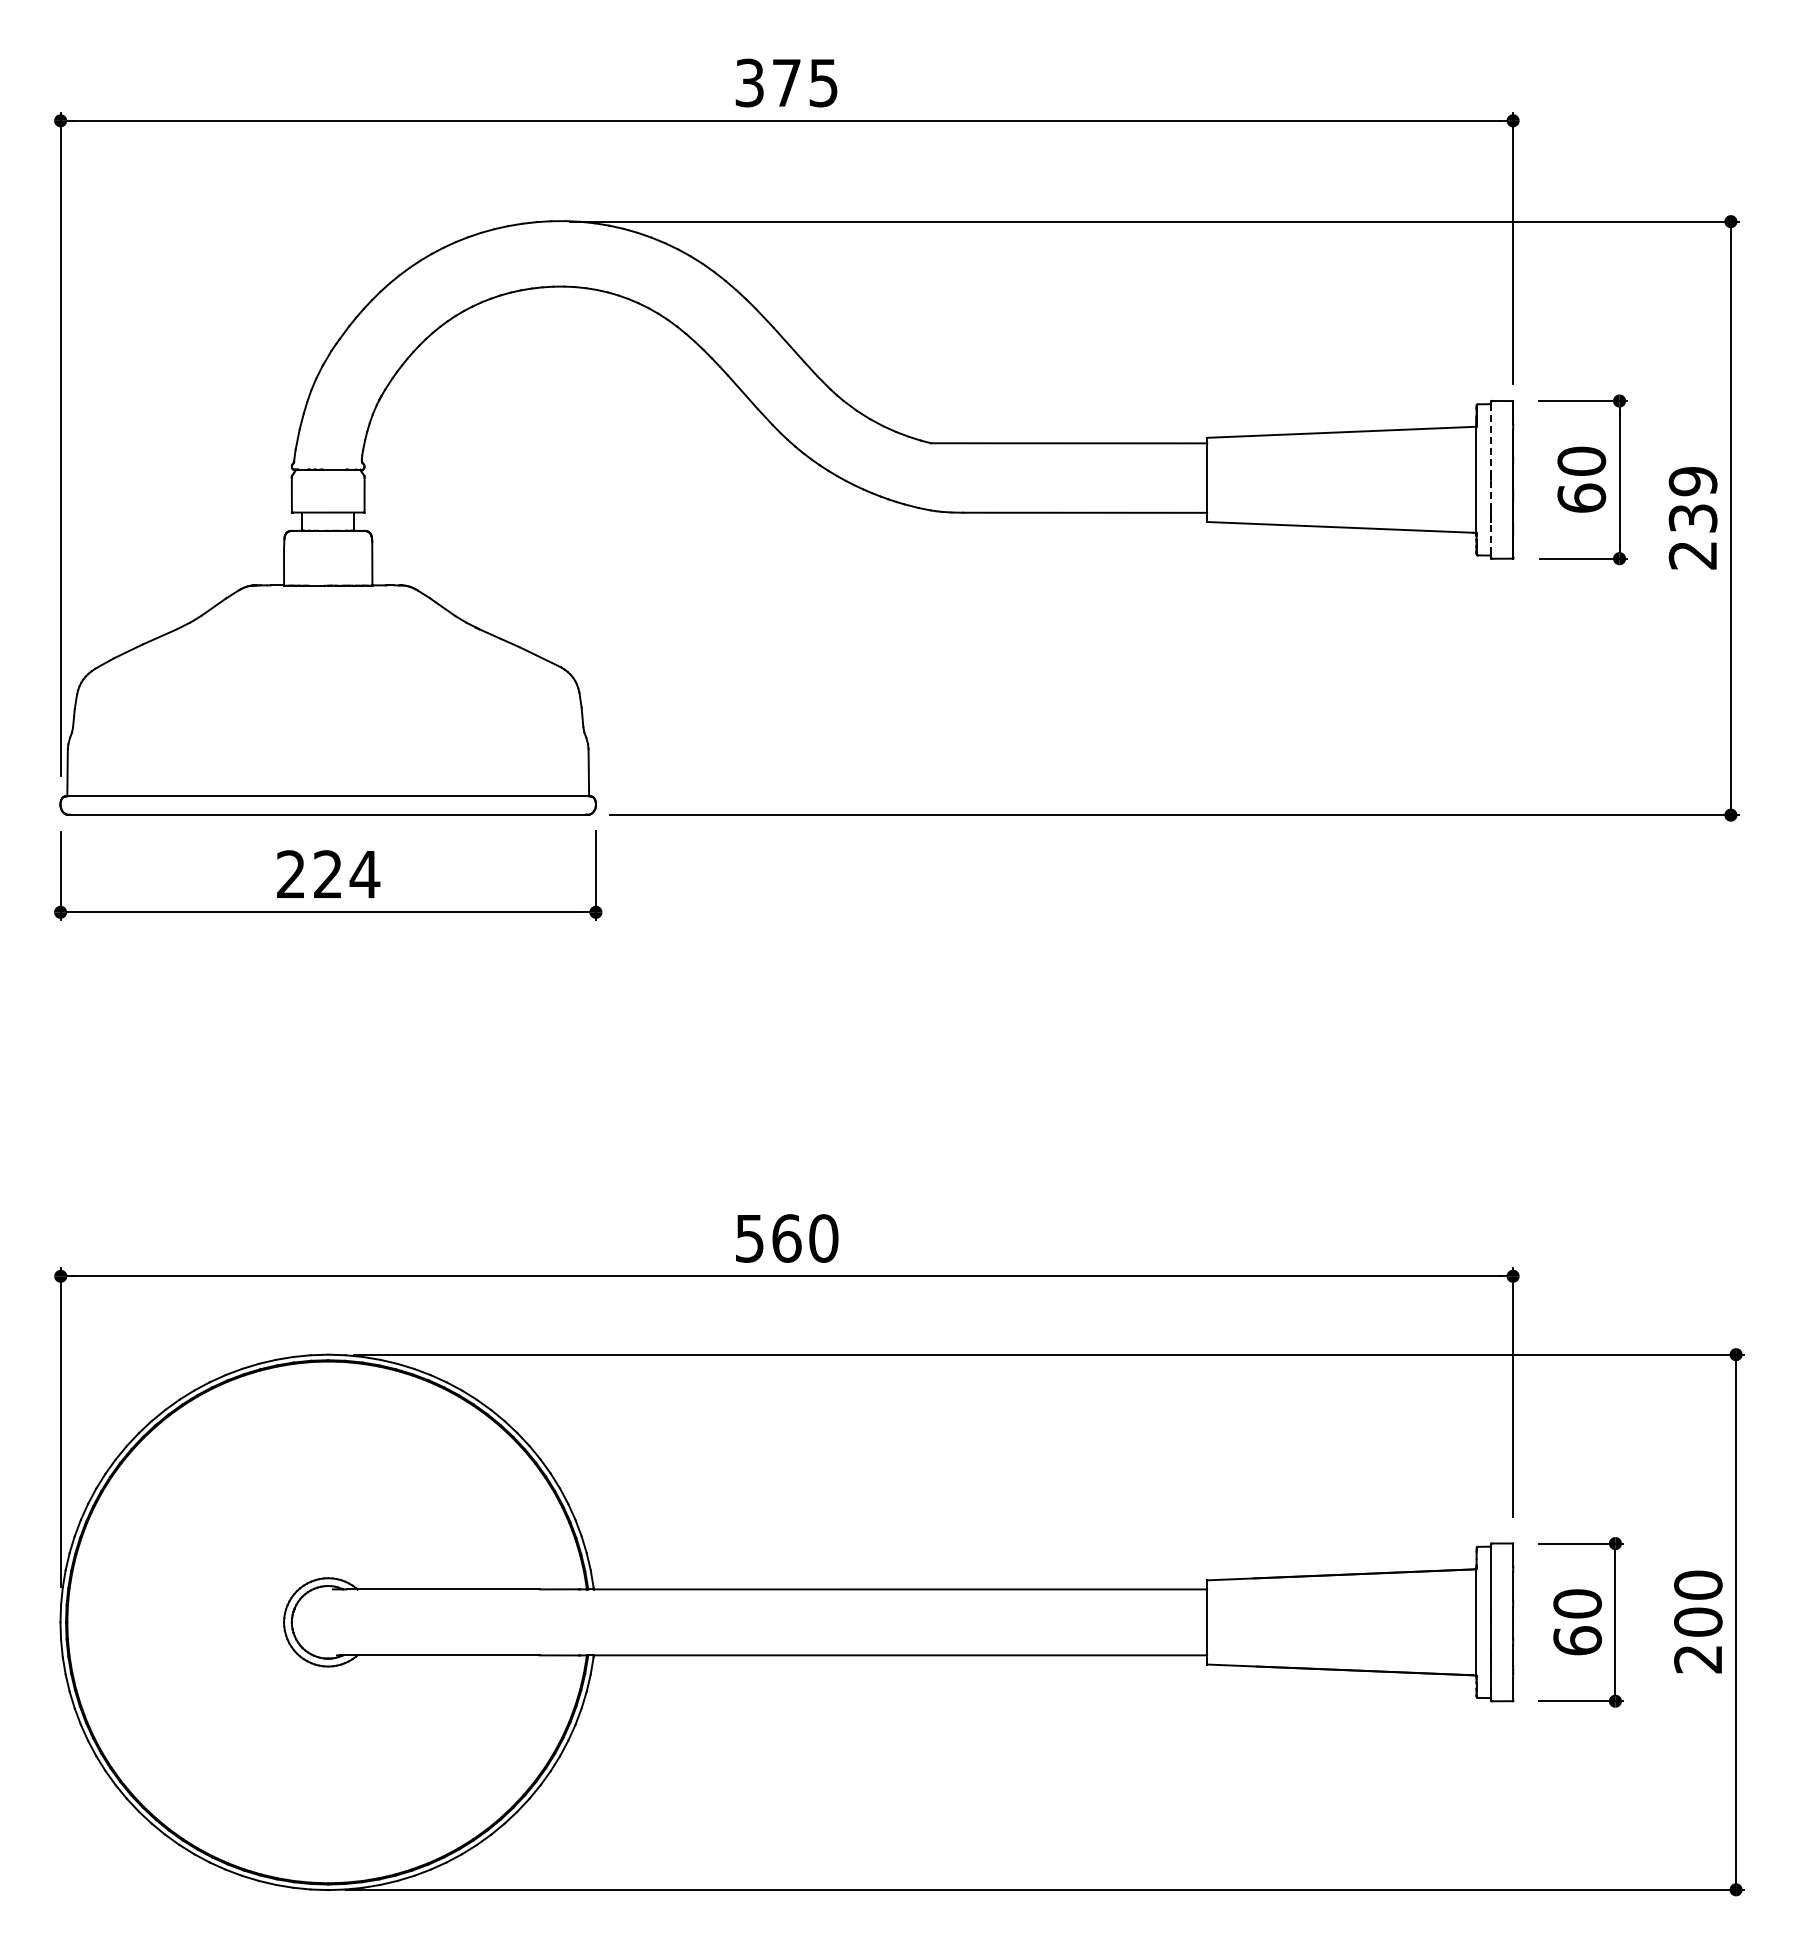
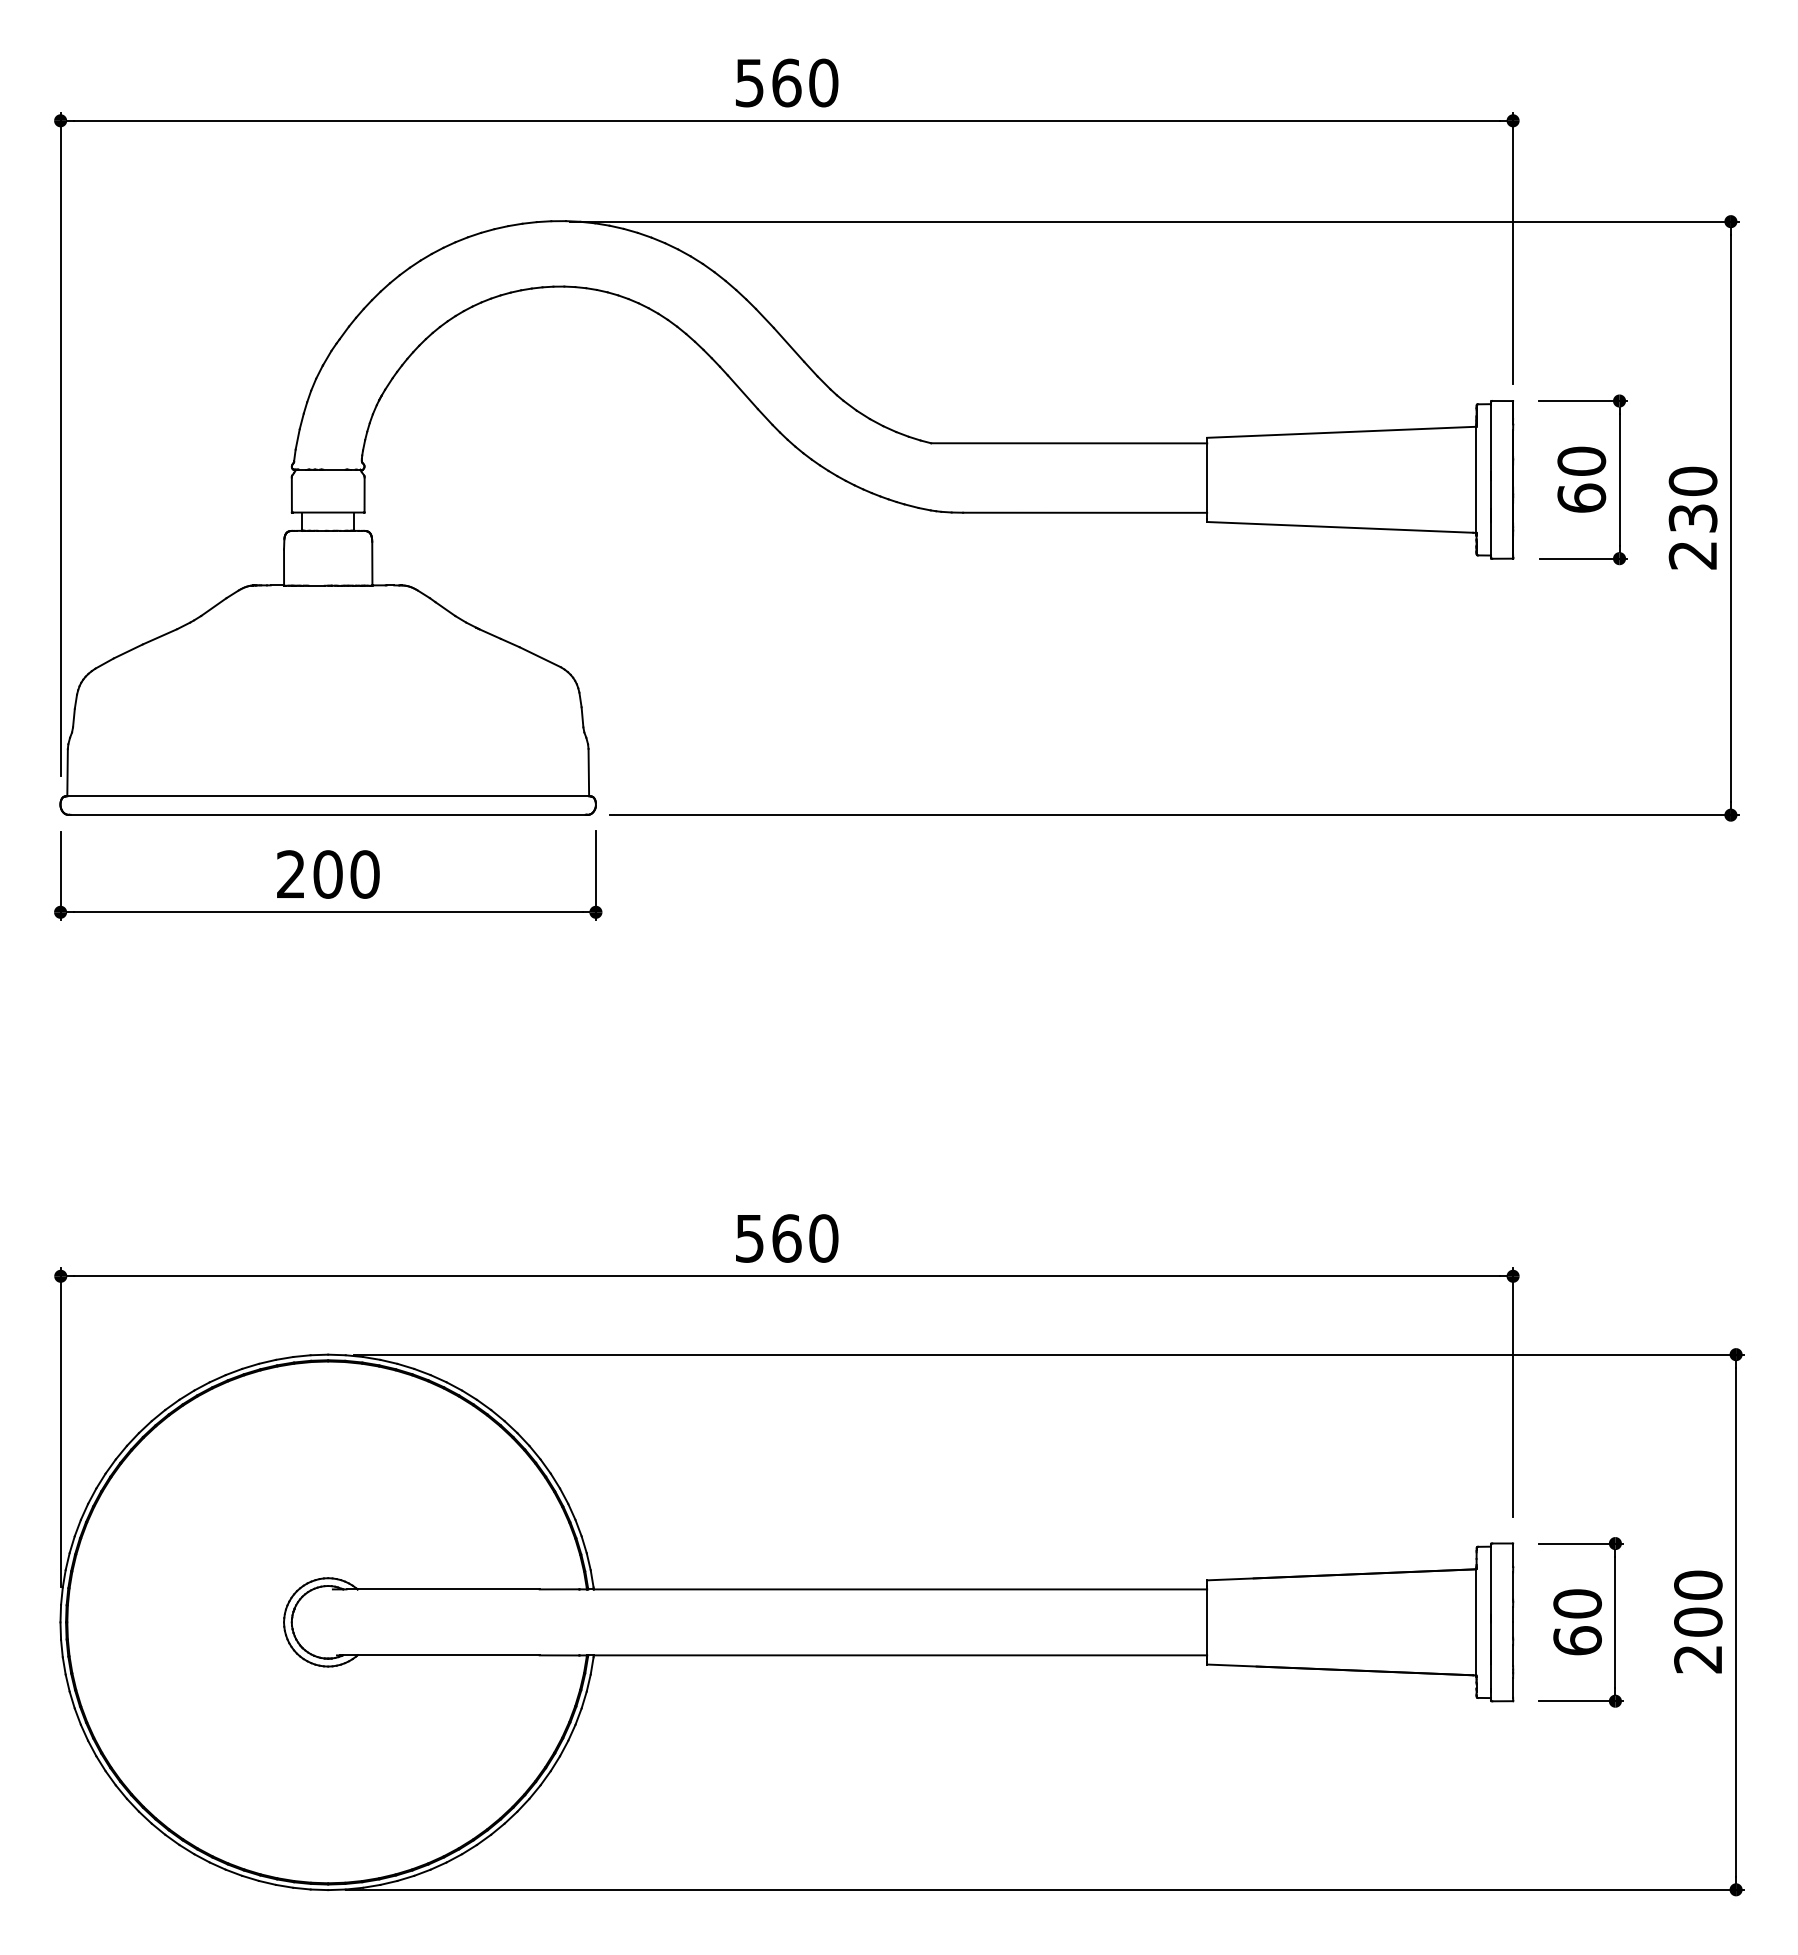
text: 375 -> 560 (787, 82)
line: dashed -> solid (1491, 480)
text: 239 -> 230 (1692, 481)
text: 224 -> 200 (346, 874)
